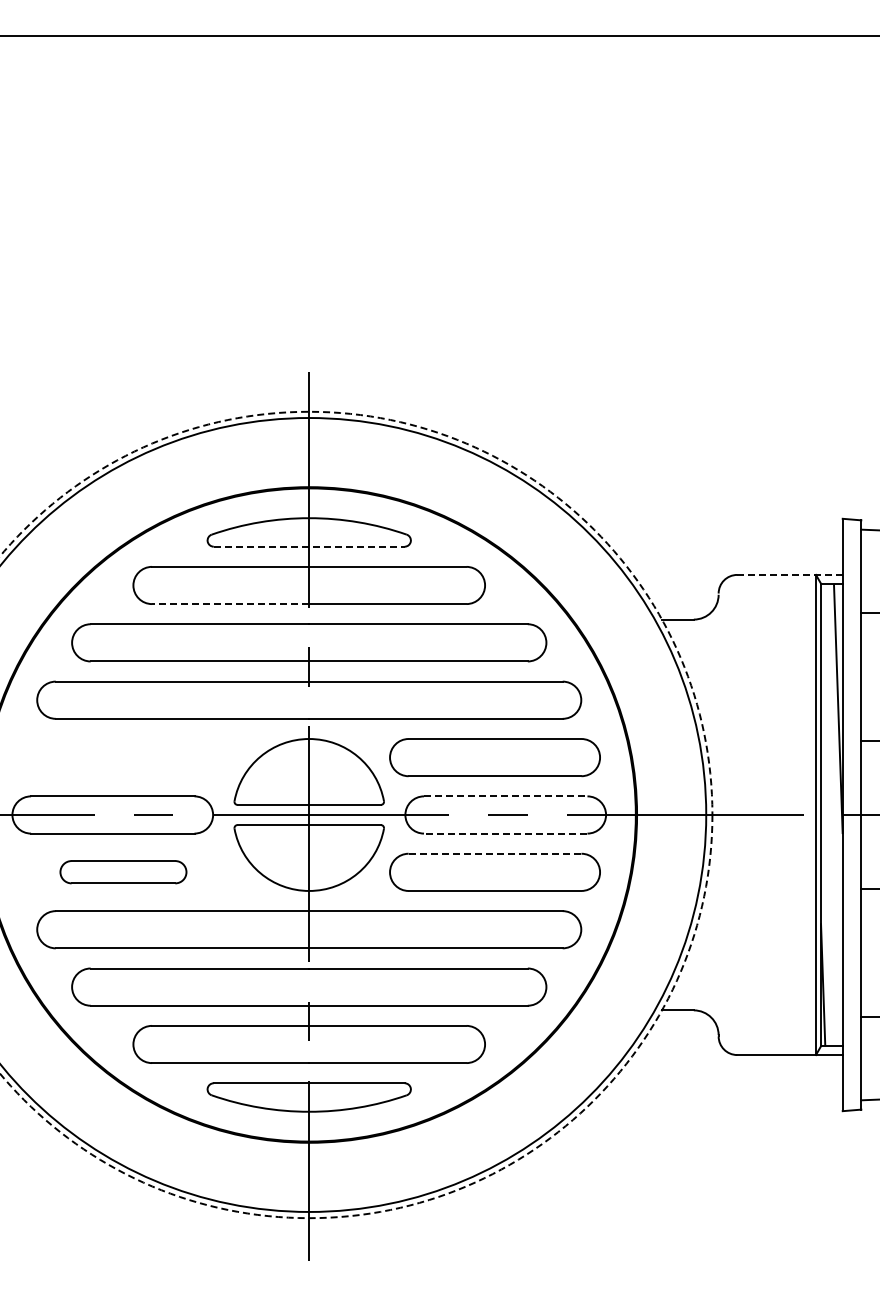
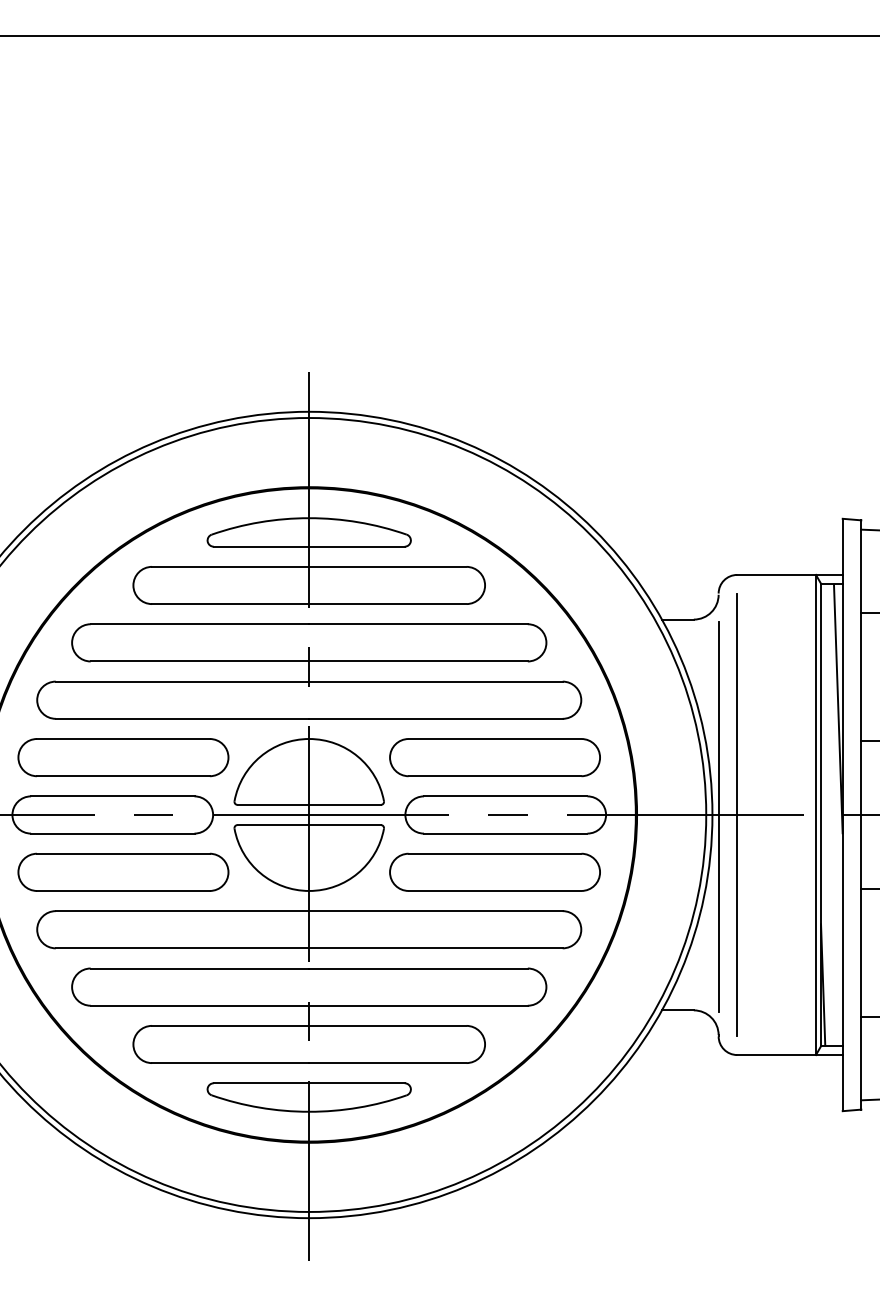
line: dashed -> solid (309, 546)
line: dashed -> solid (789, 574)
line: dashed -> solid (230, 604)
part: none -> present (123, 757)
line: dashed -> solid (505, 796)
circle: dashed -> solid (356, 814)
line: none -> present (737, 814)
line: none -> present (718, 816)
line: dashed -> solid (505, 833)
line: dashed -> solid (494, 853)
part size: 129x25 px -> 213x40 px (123, 871)
